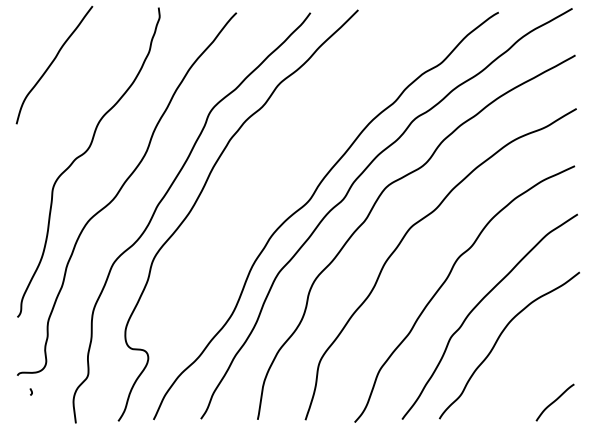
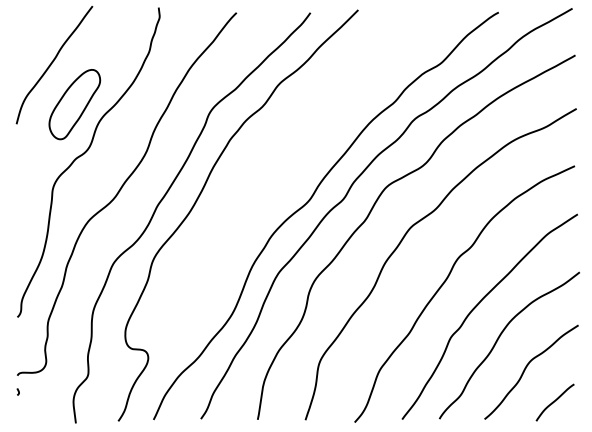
part: none -> present (74, 104)
curve: none -> present (526, 368)
curve position: (30, 391) -> (17, 391) (17, 391)
